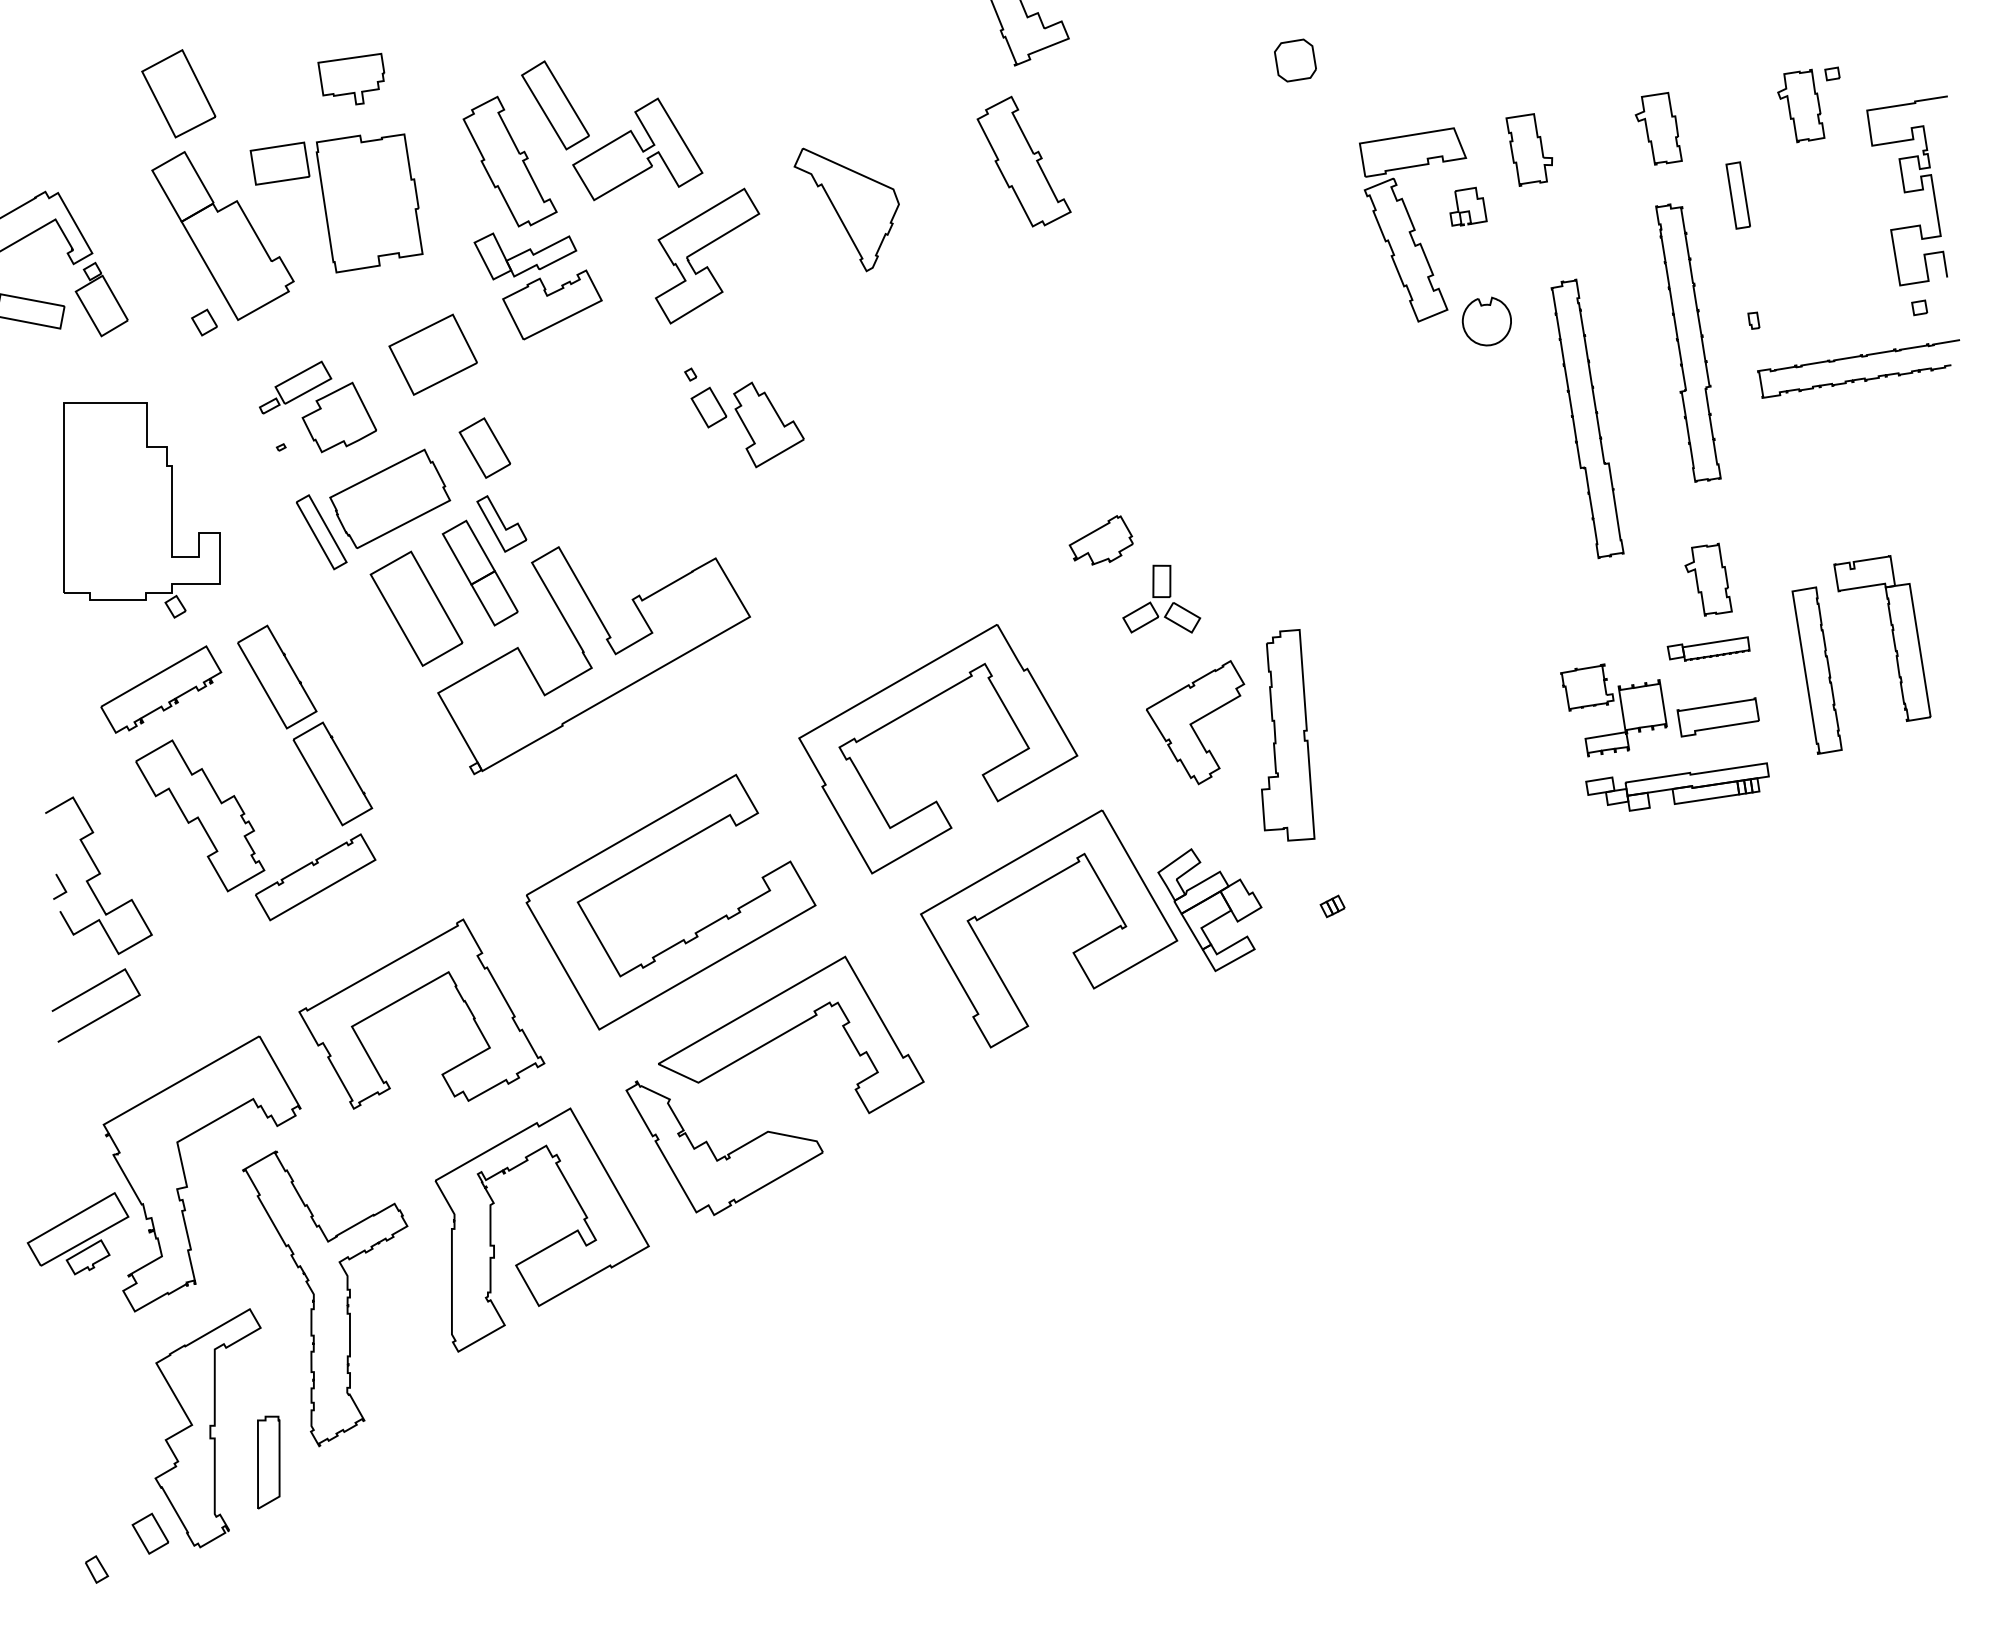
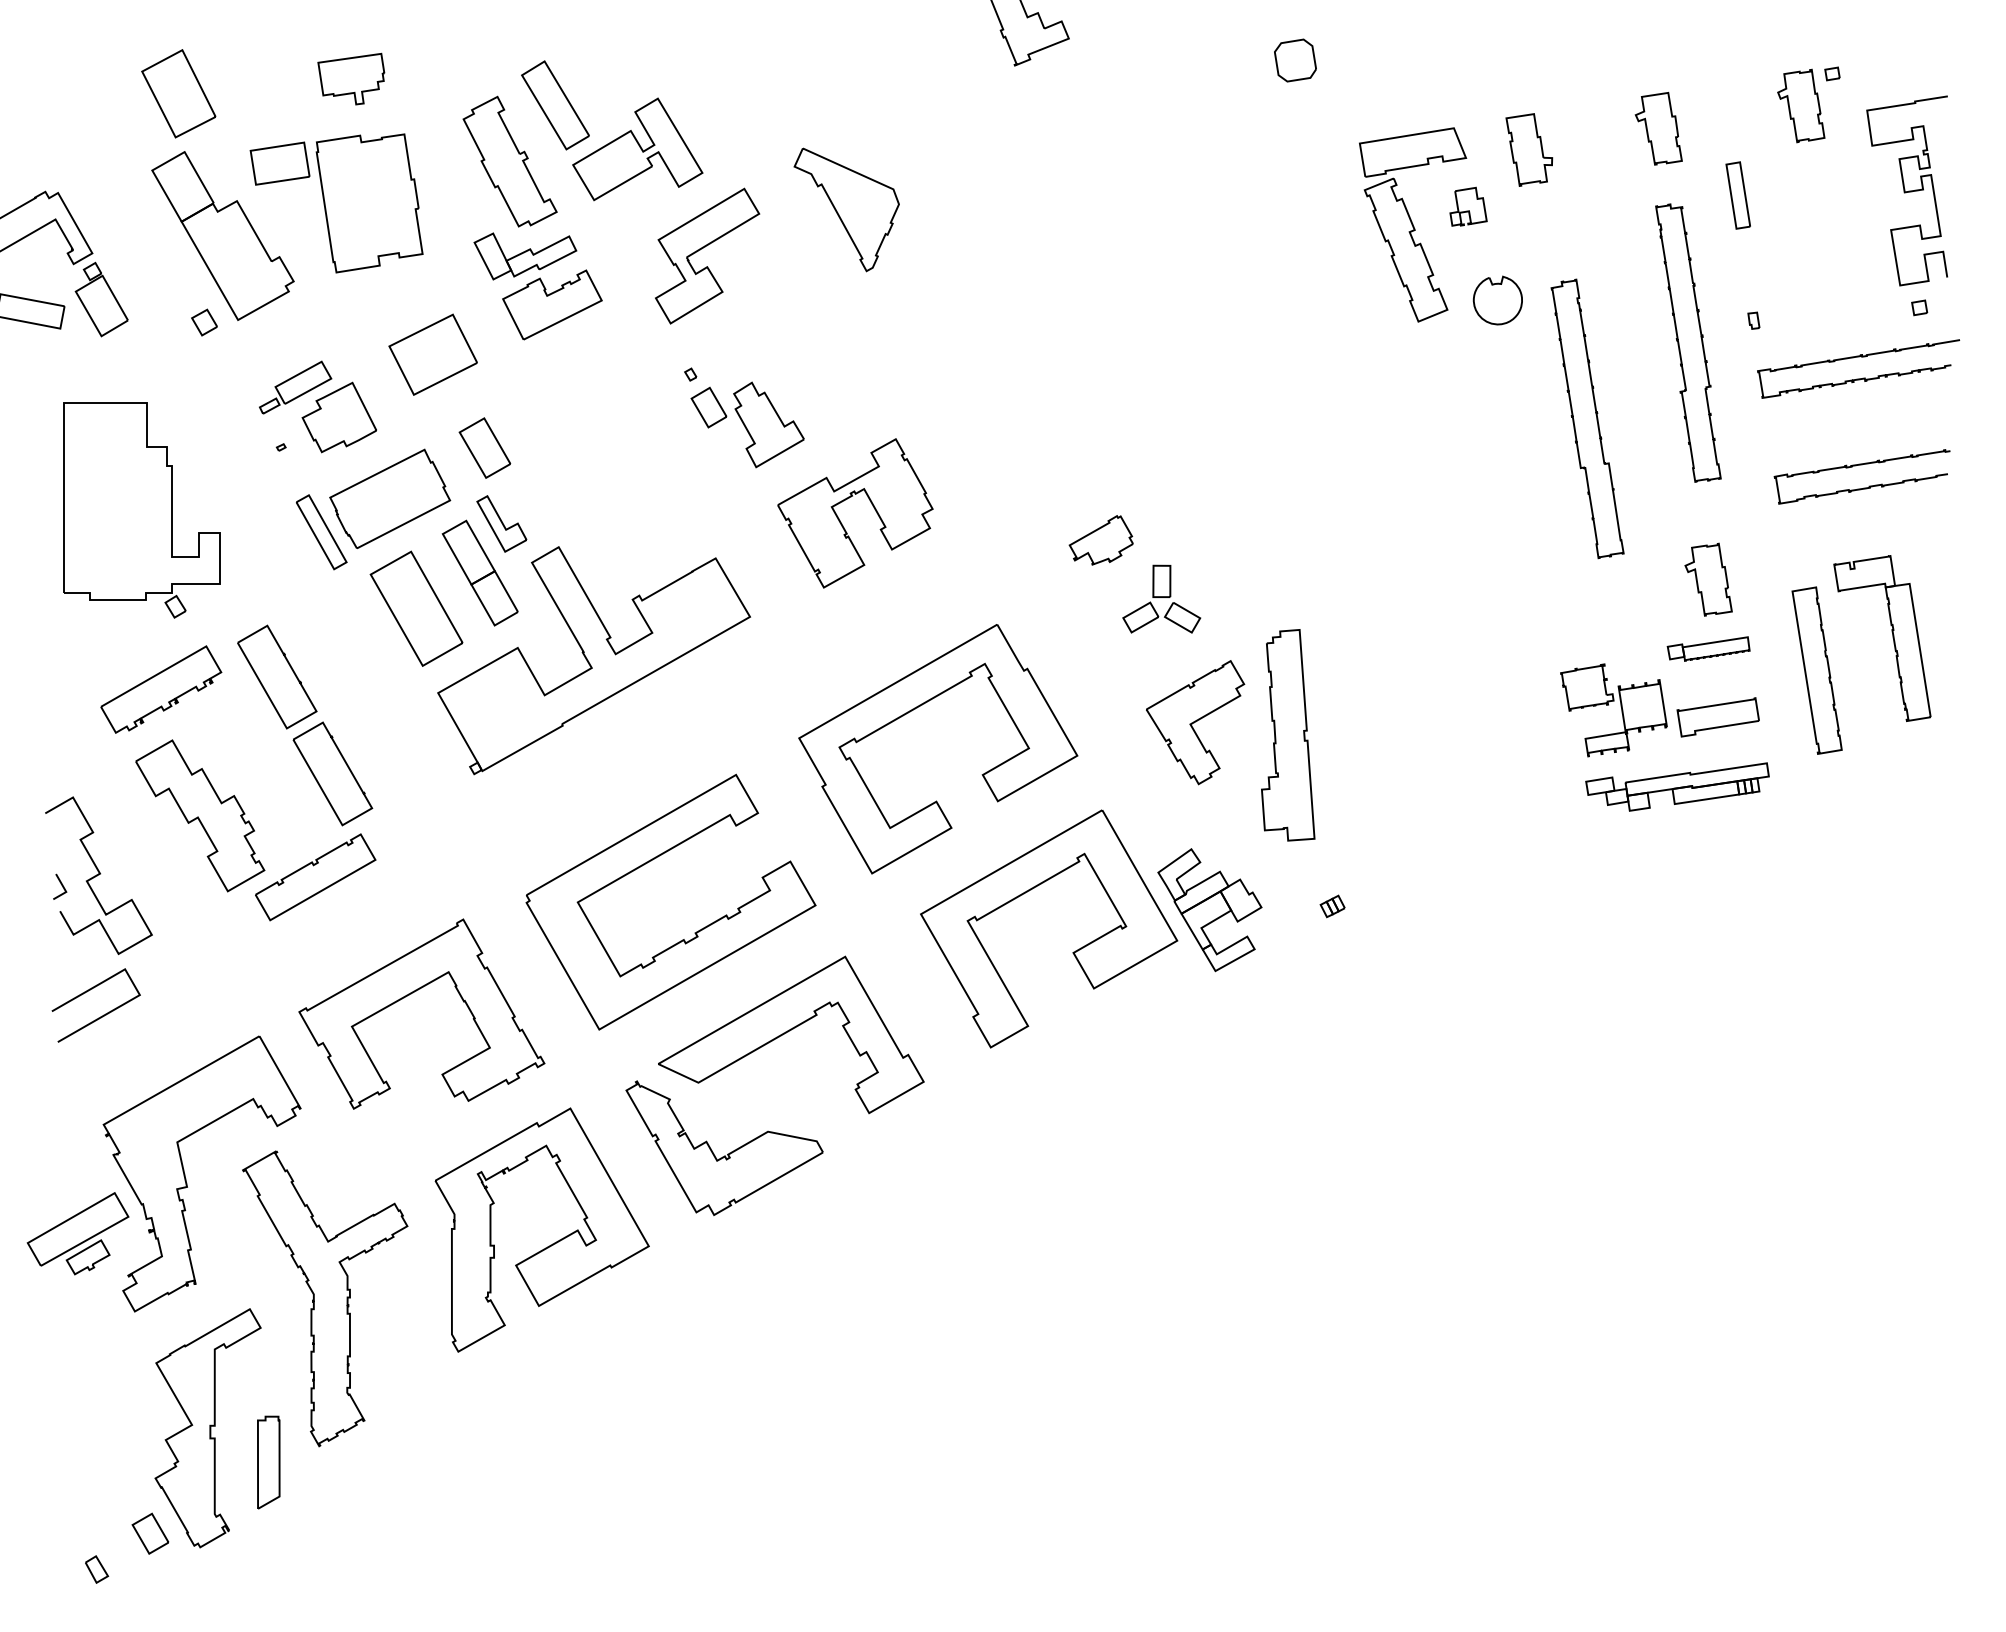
part: present -> none (1023, 161)
part position: (1486, 321) -> (1497, 300) (1497, 300)
curve: none -> present (1861, 465)
part: none -> present (847, 499)
